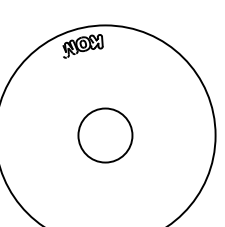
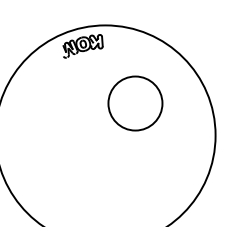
circle position: (105, 135) -> (135, 103) (135, 103)
